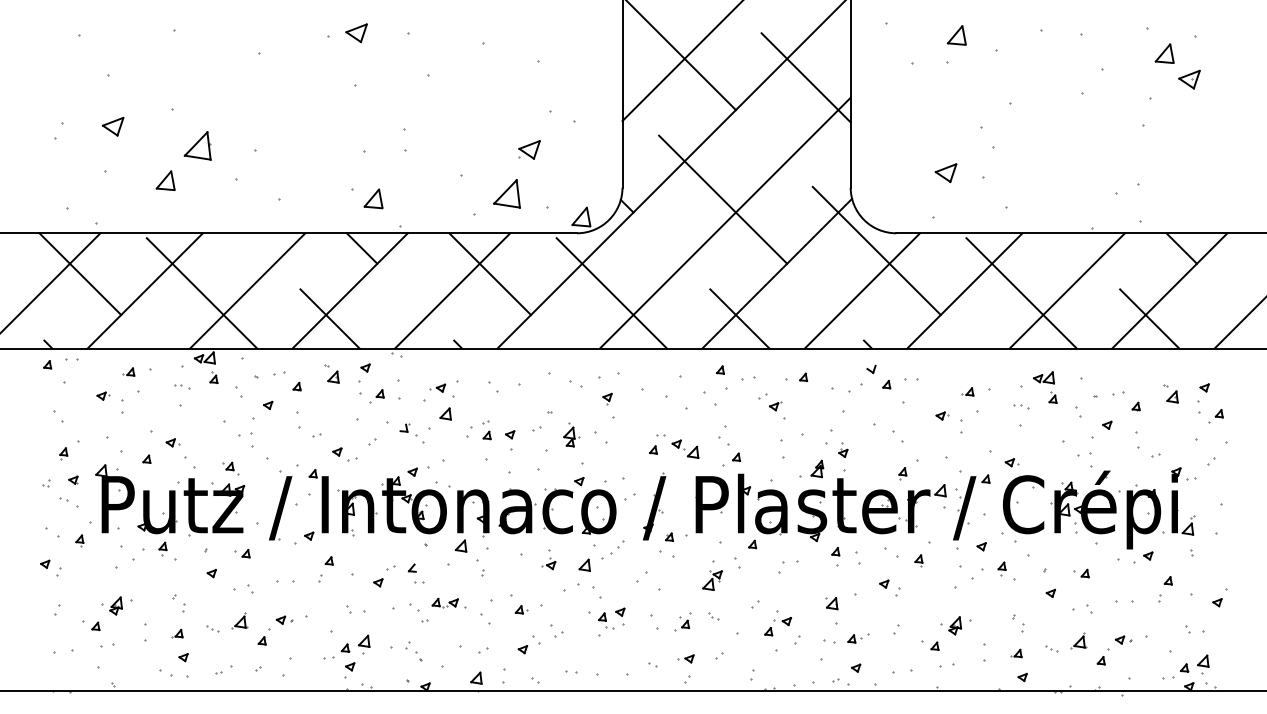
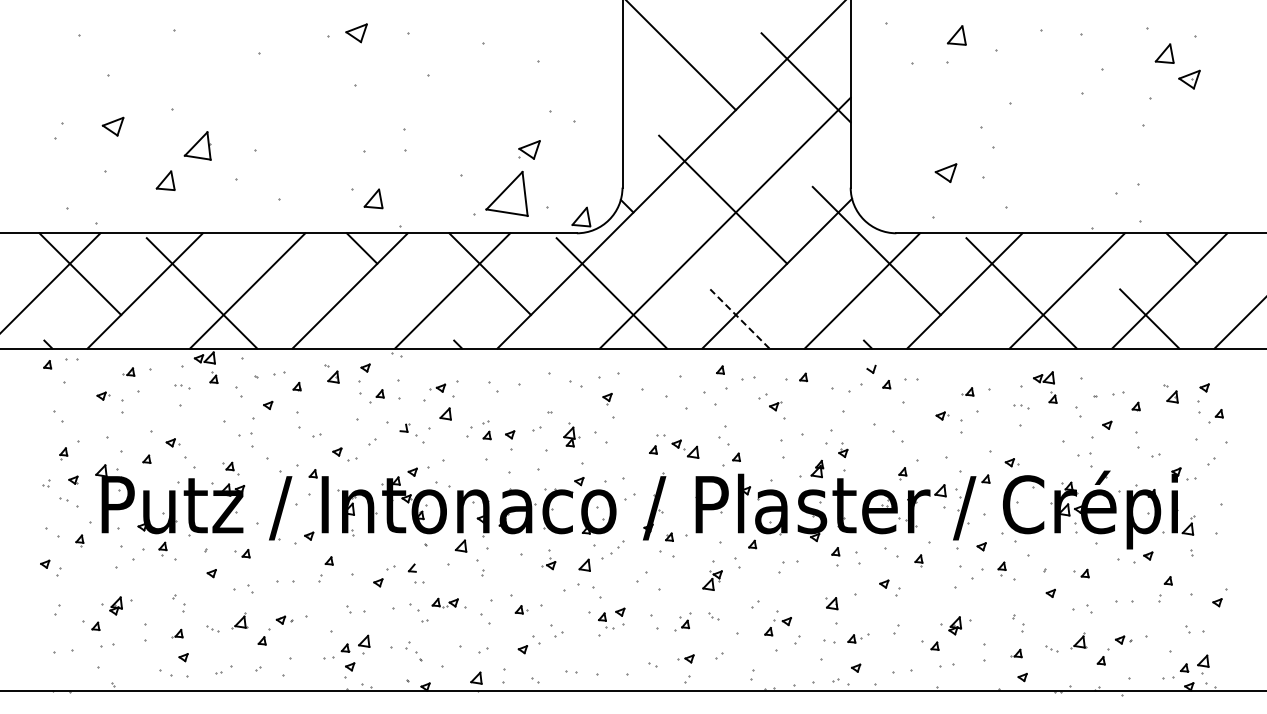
line: present -> none (681, 61)
part size: 28x30 px -> 44x47 px (506, 193)
line: present -> none (329, 318)
line: solid -> dashed (739, 318)
